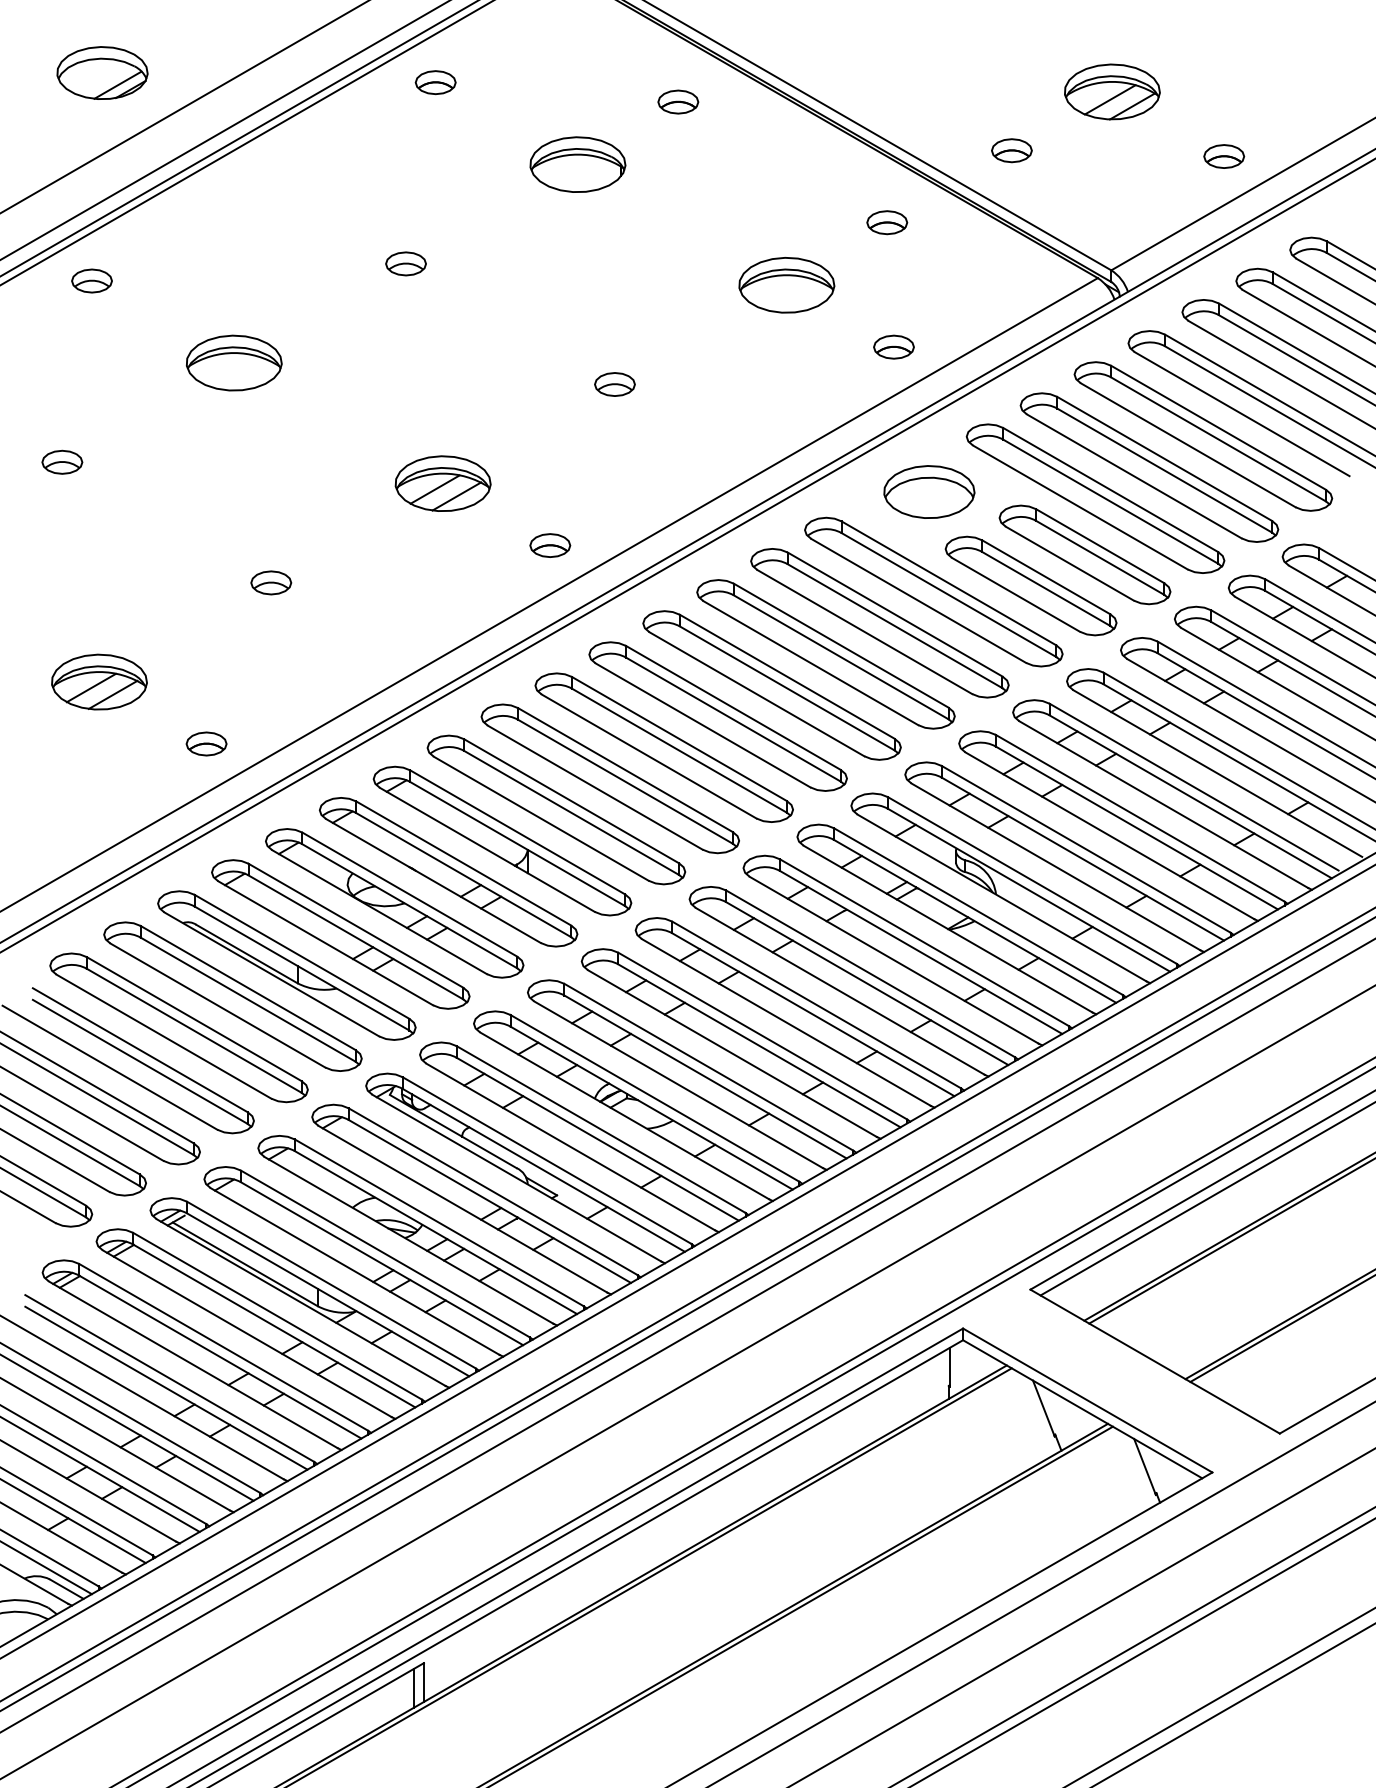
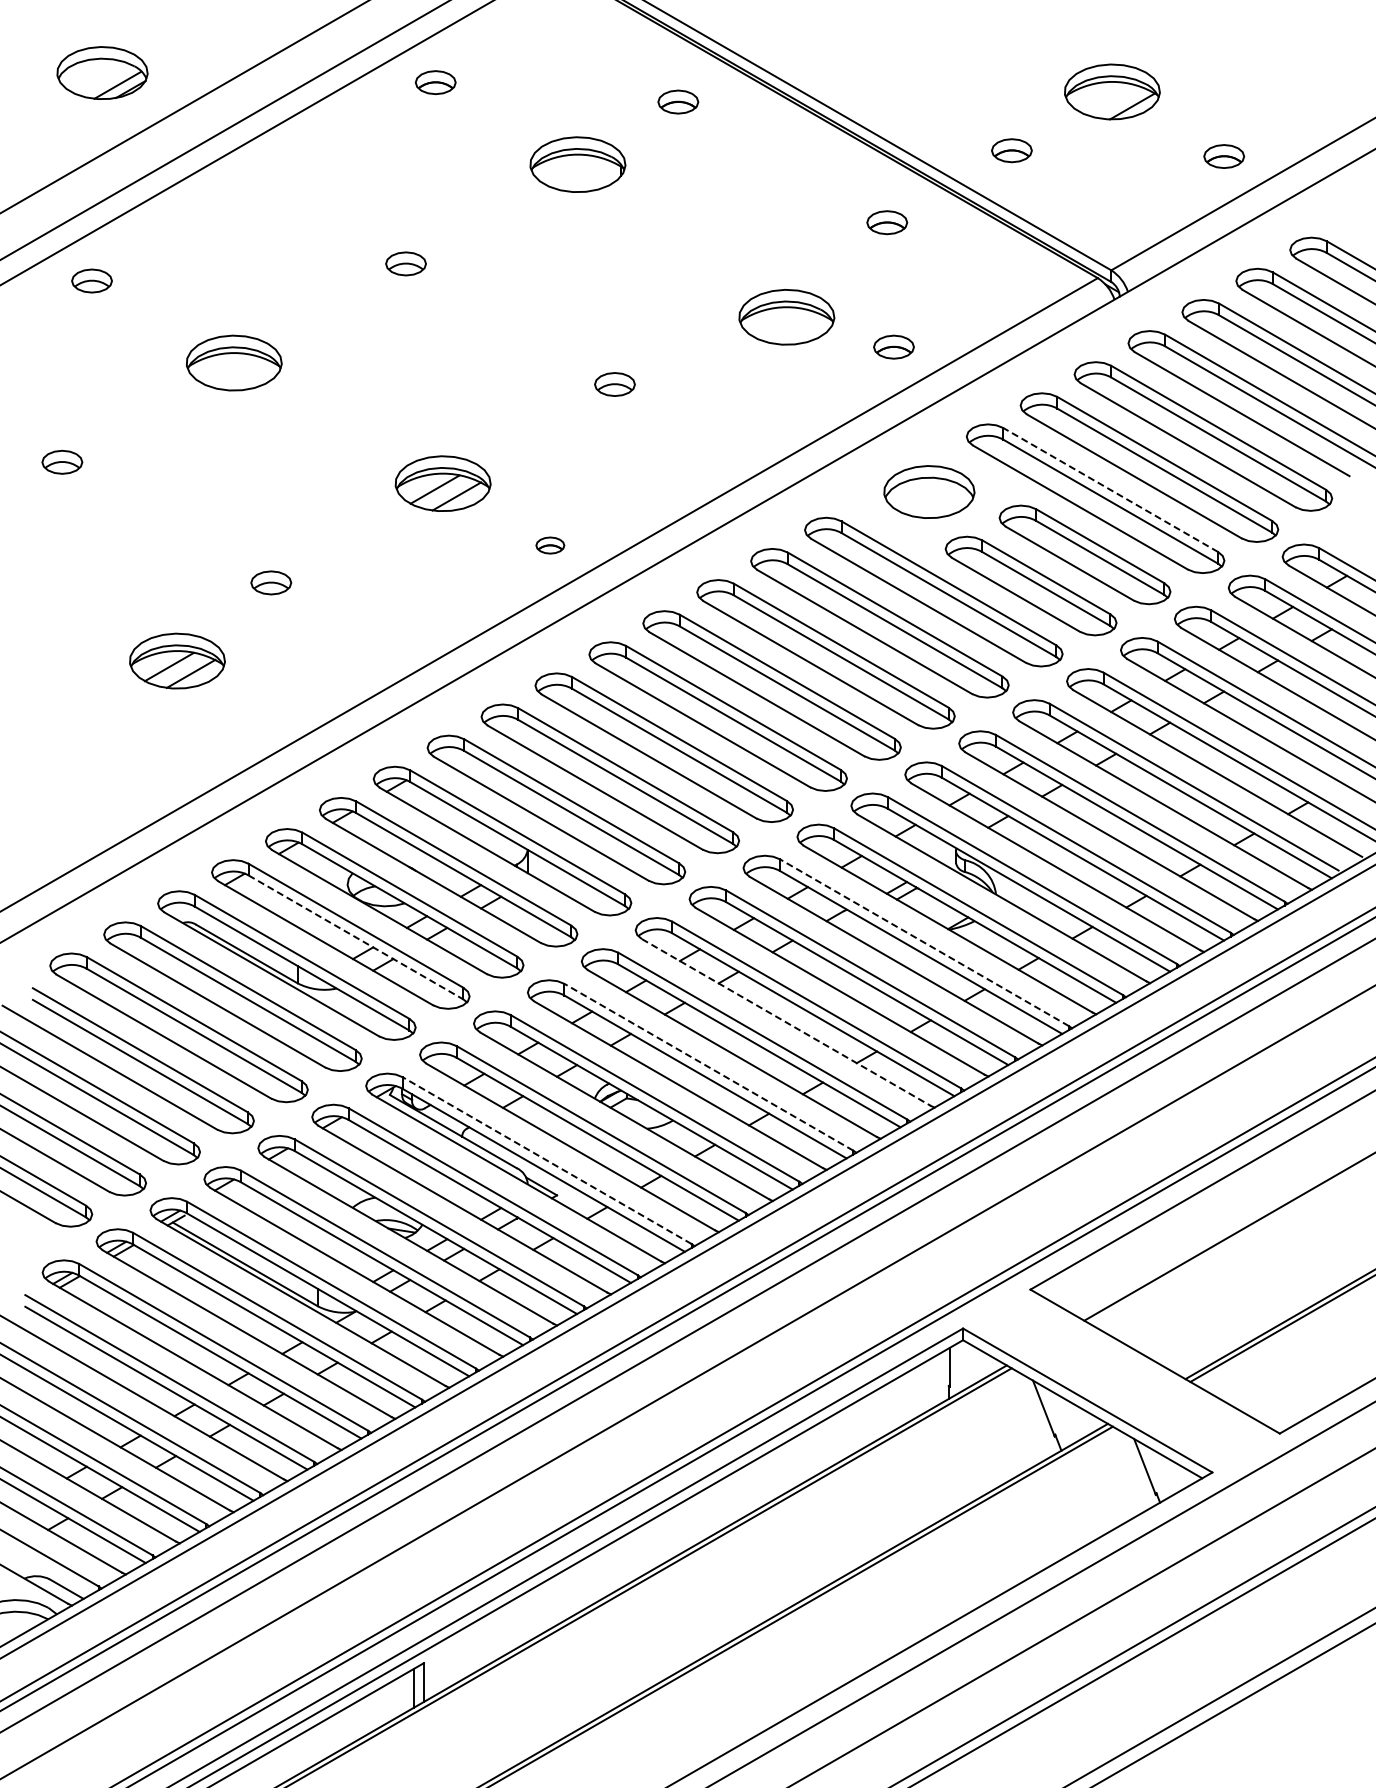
line: present -> none (1109, 99)
line: present -> none (238, 138)
part position: (786, 285) -> (786, 317) (786, 317)
line: solid -> dashed (1110, 489)
part size: 43x25 px -> 31x19 px (550, 545)
line: present -> none (687, 555)
part position: (99, 681) -> (177, 660) (177, 660)
part: present -> none (206, 743)
line: solid -> dashed (356, 937)
line: solid -> dashed (924, 942)
line: solid -> dashed (786, 1022)
line: solid -> dashed (708, 1067)
line: solid -> dashed (547, 1160)
line: present -> none (1206, 1199)
line: present -> none (1230, 1241)
line: present -> none (46, 1568)
